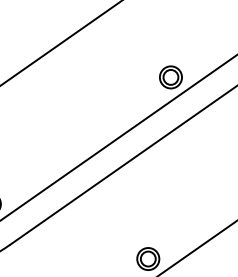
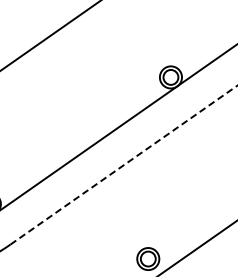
line position: (60, 43) -> (50, 35) (50, 35)
line position: (118, 137) -> (118, 127) (118, 127)
line: solid -> dashed (124, 164)
